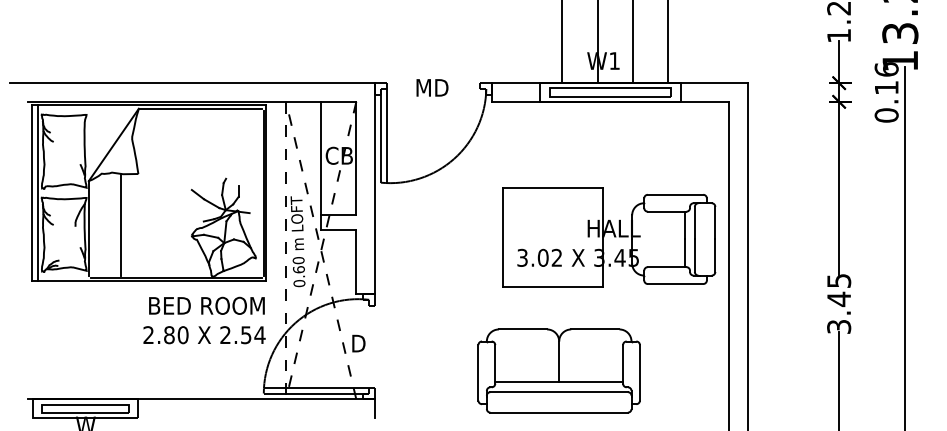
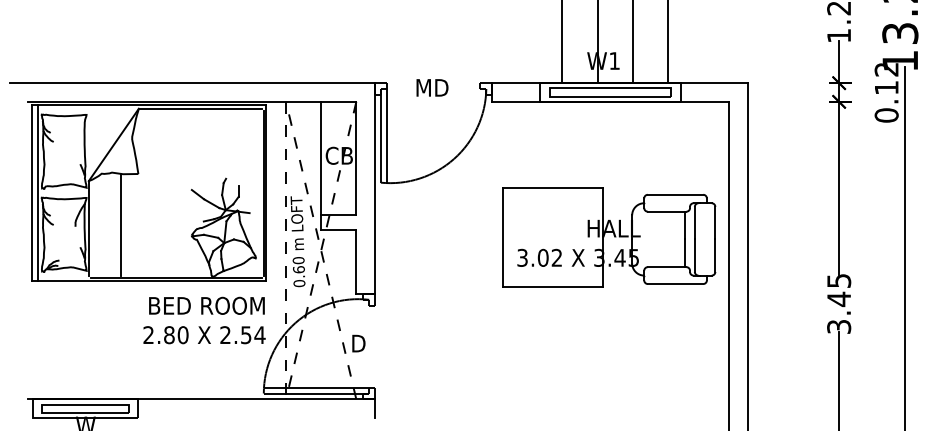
text: 0.16 -> 0.12 (886, 69)
part: present -> none (558, 370)
